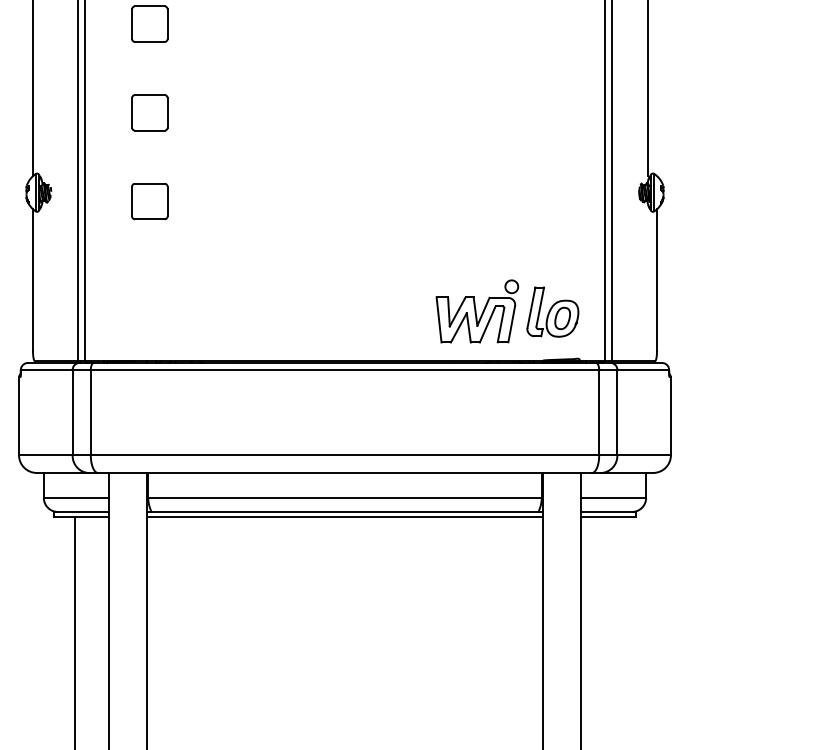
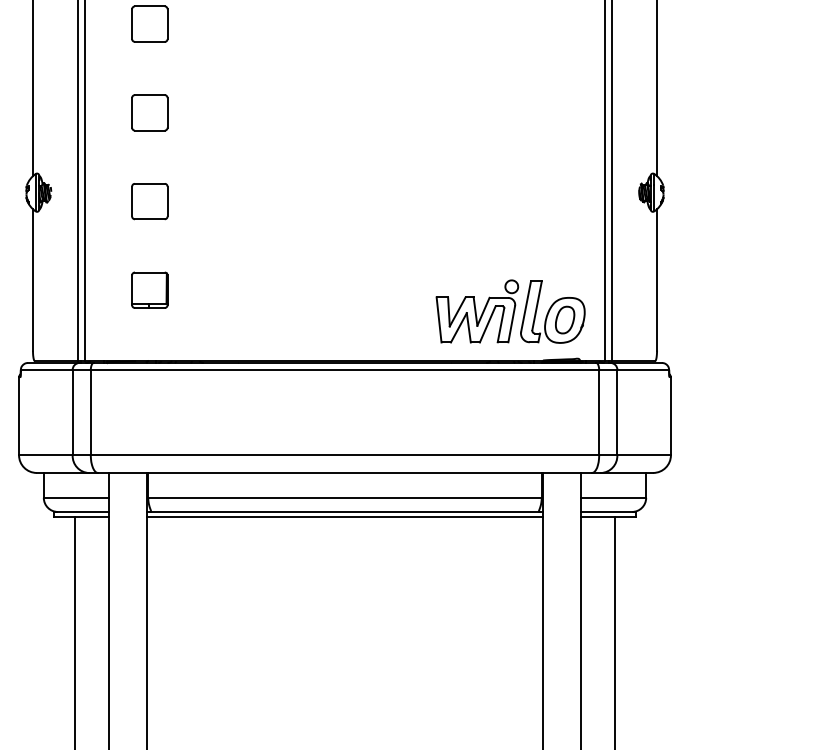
line position: (648, 89) -> (657, 89) (657, 89)
part: none -> present (149, 289)
part size: 54x52 px -> 66x64 px (552, 311)
line: none -> present (614, 631)
